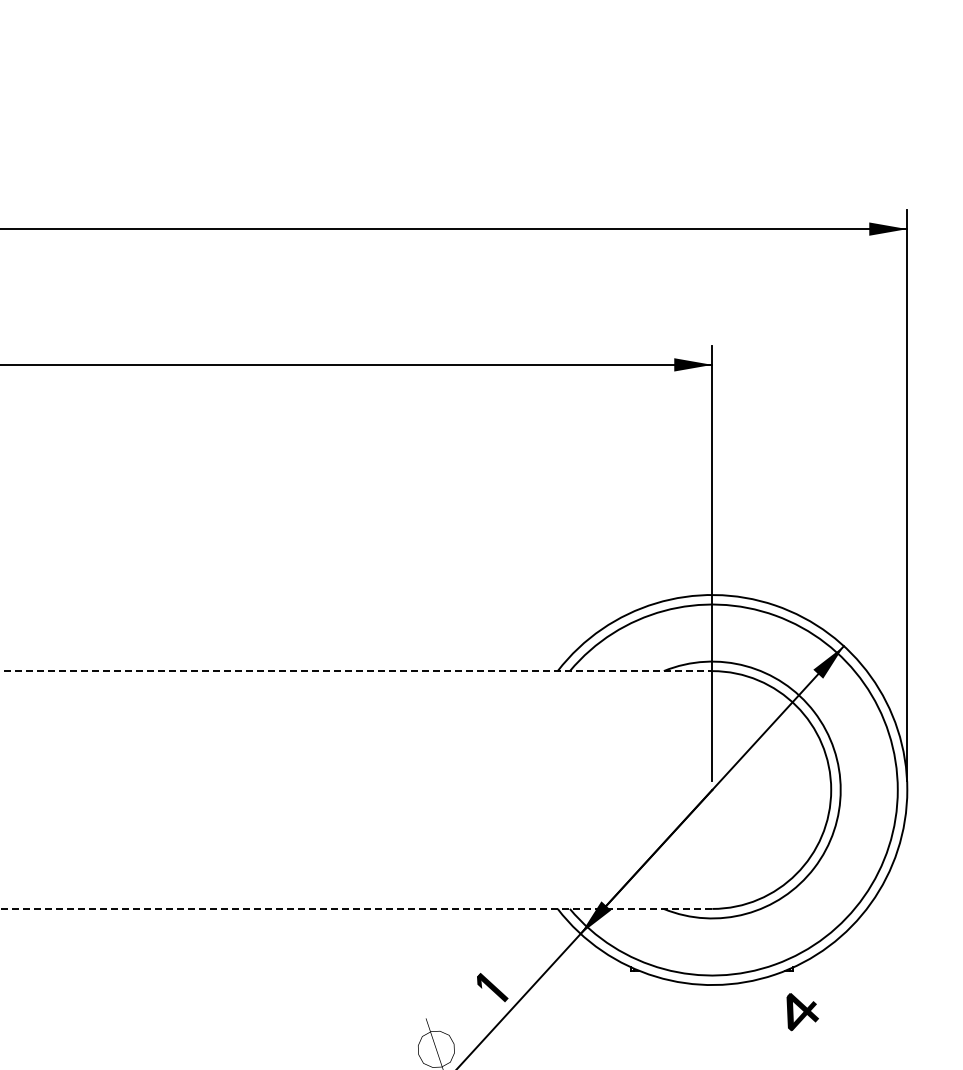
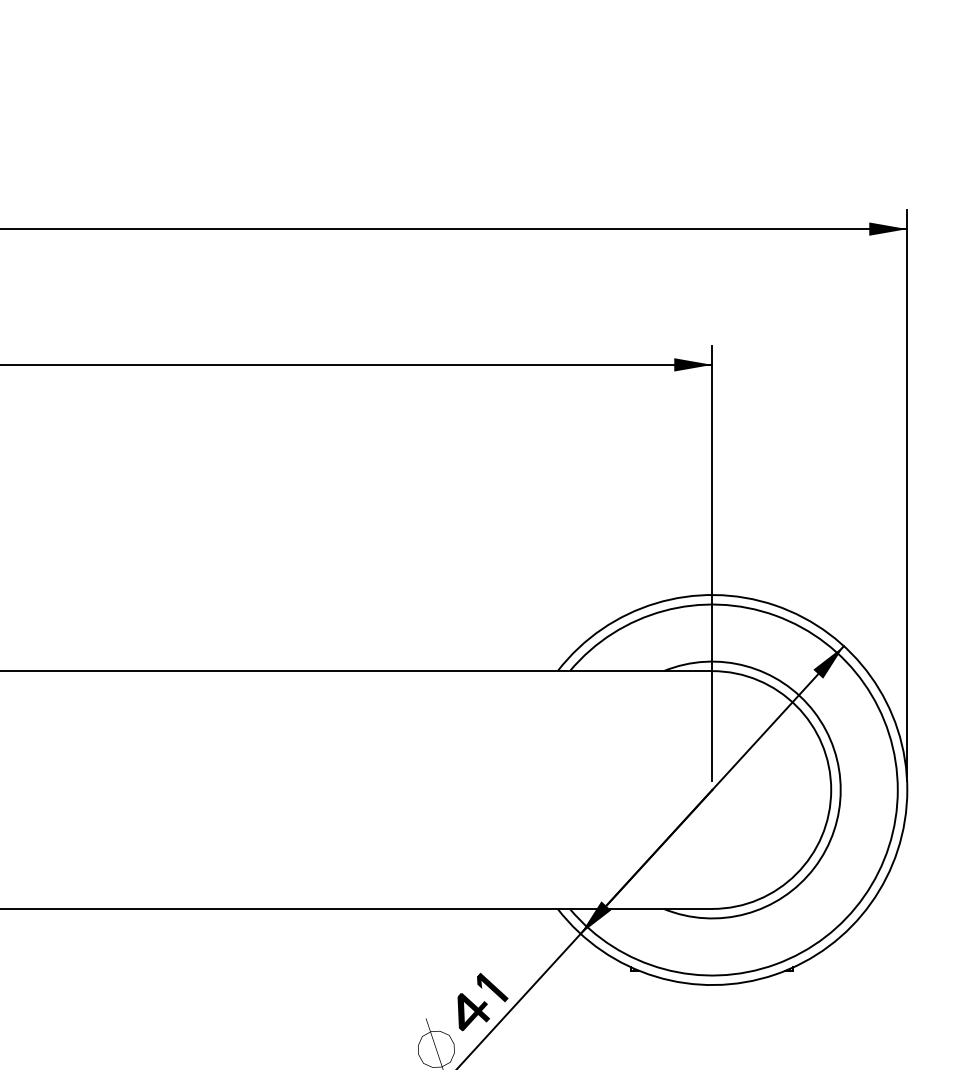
line: dashed -> solid (356, 671)
line: dashed -> solid (356, 908)
part position: (802, 1012) -> (473, 1012) (473, 1012)
